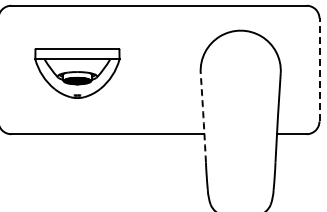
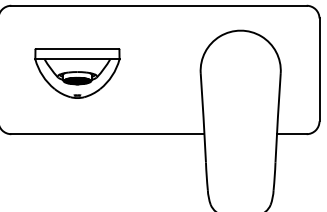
line: dashed -> solid (319, 69)
arc: dashed -> solid (203, 117)
